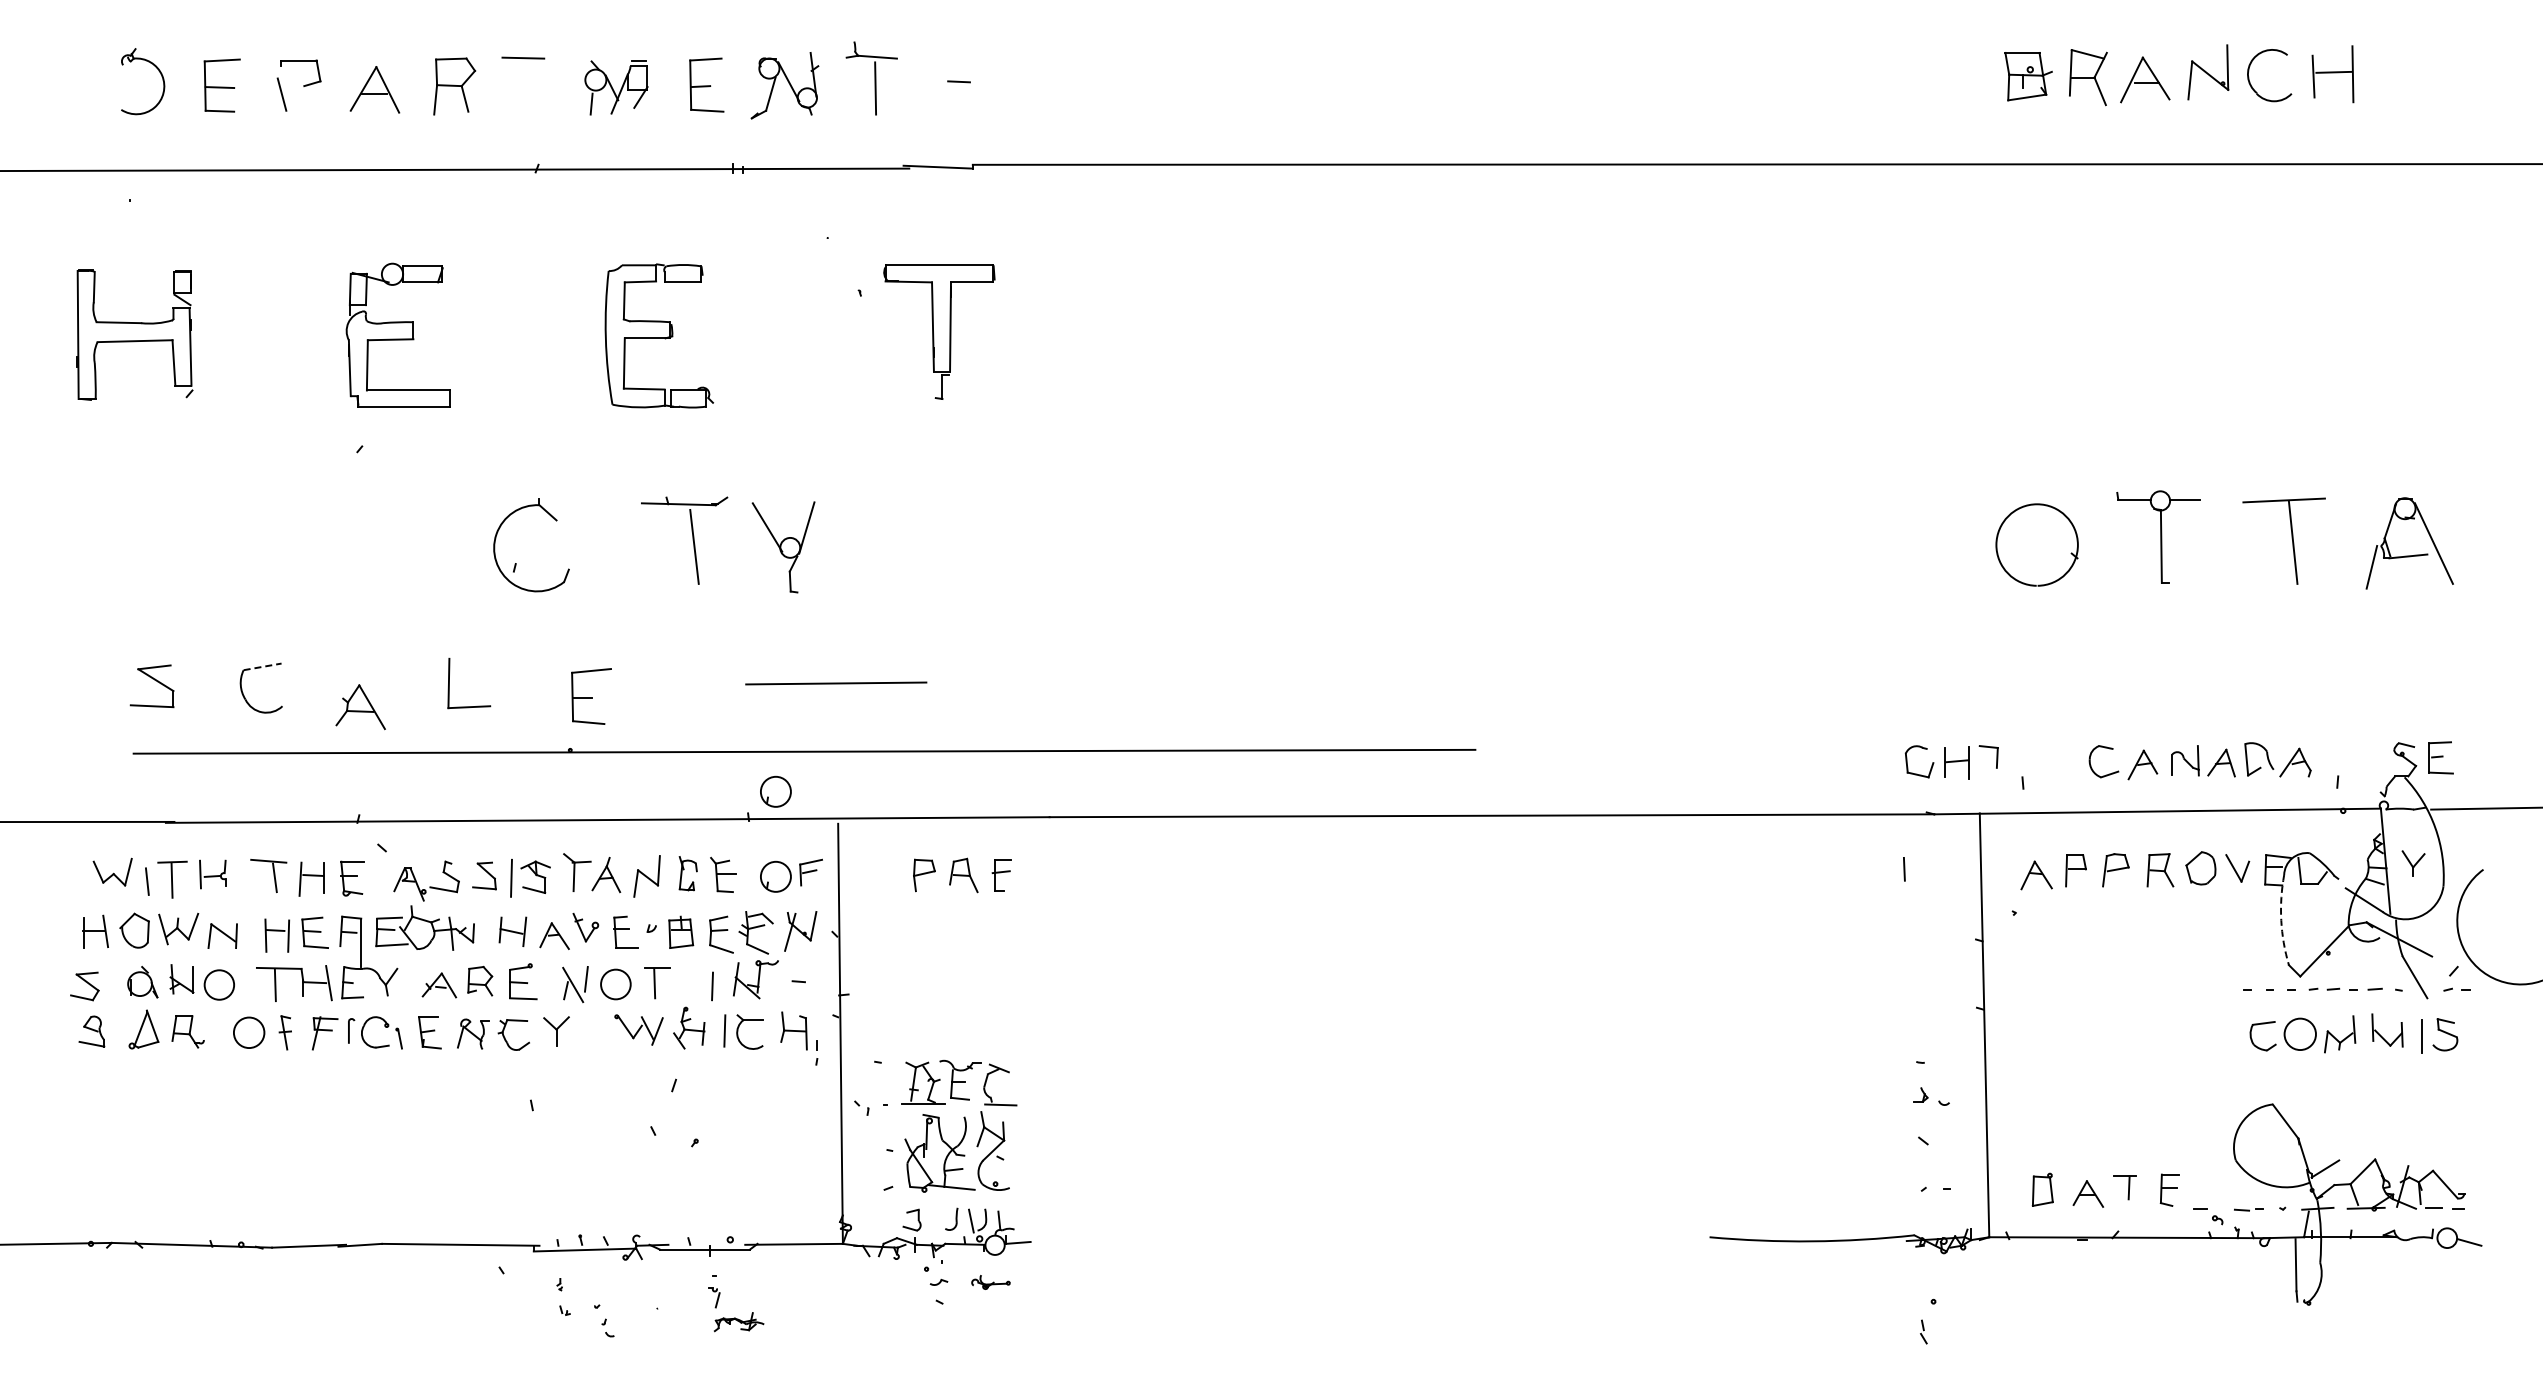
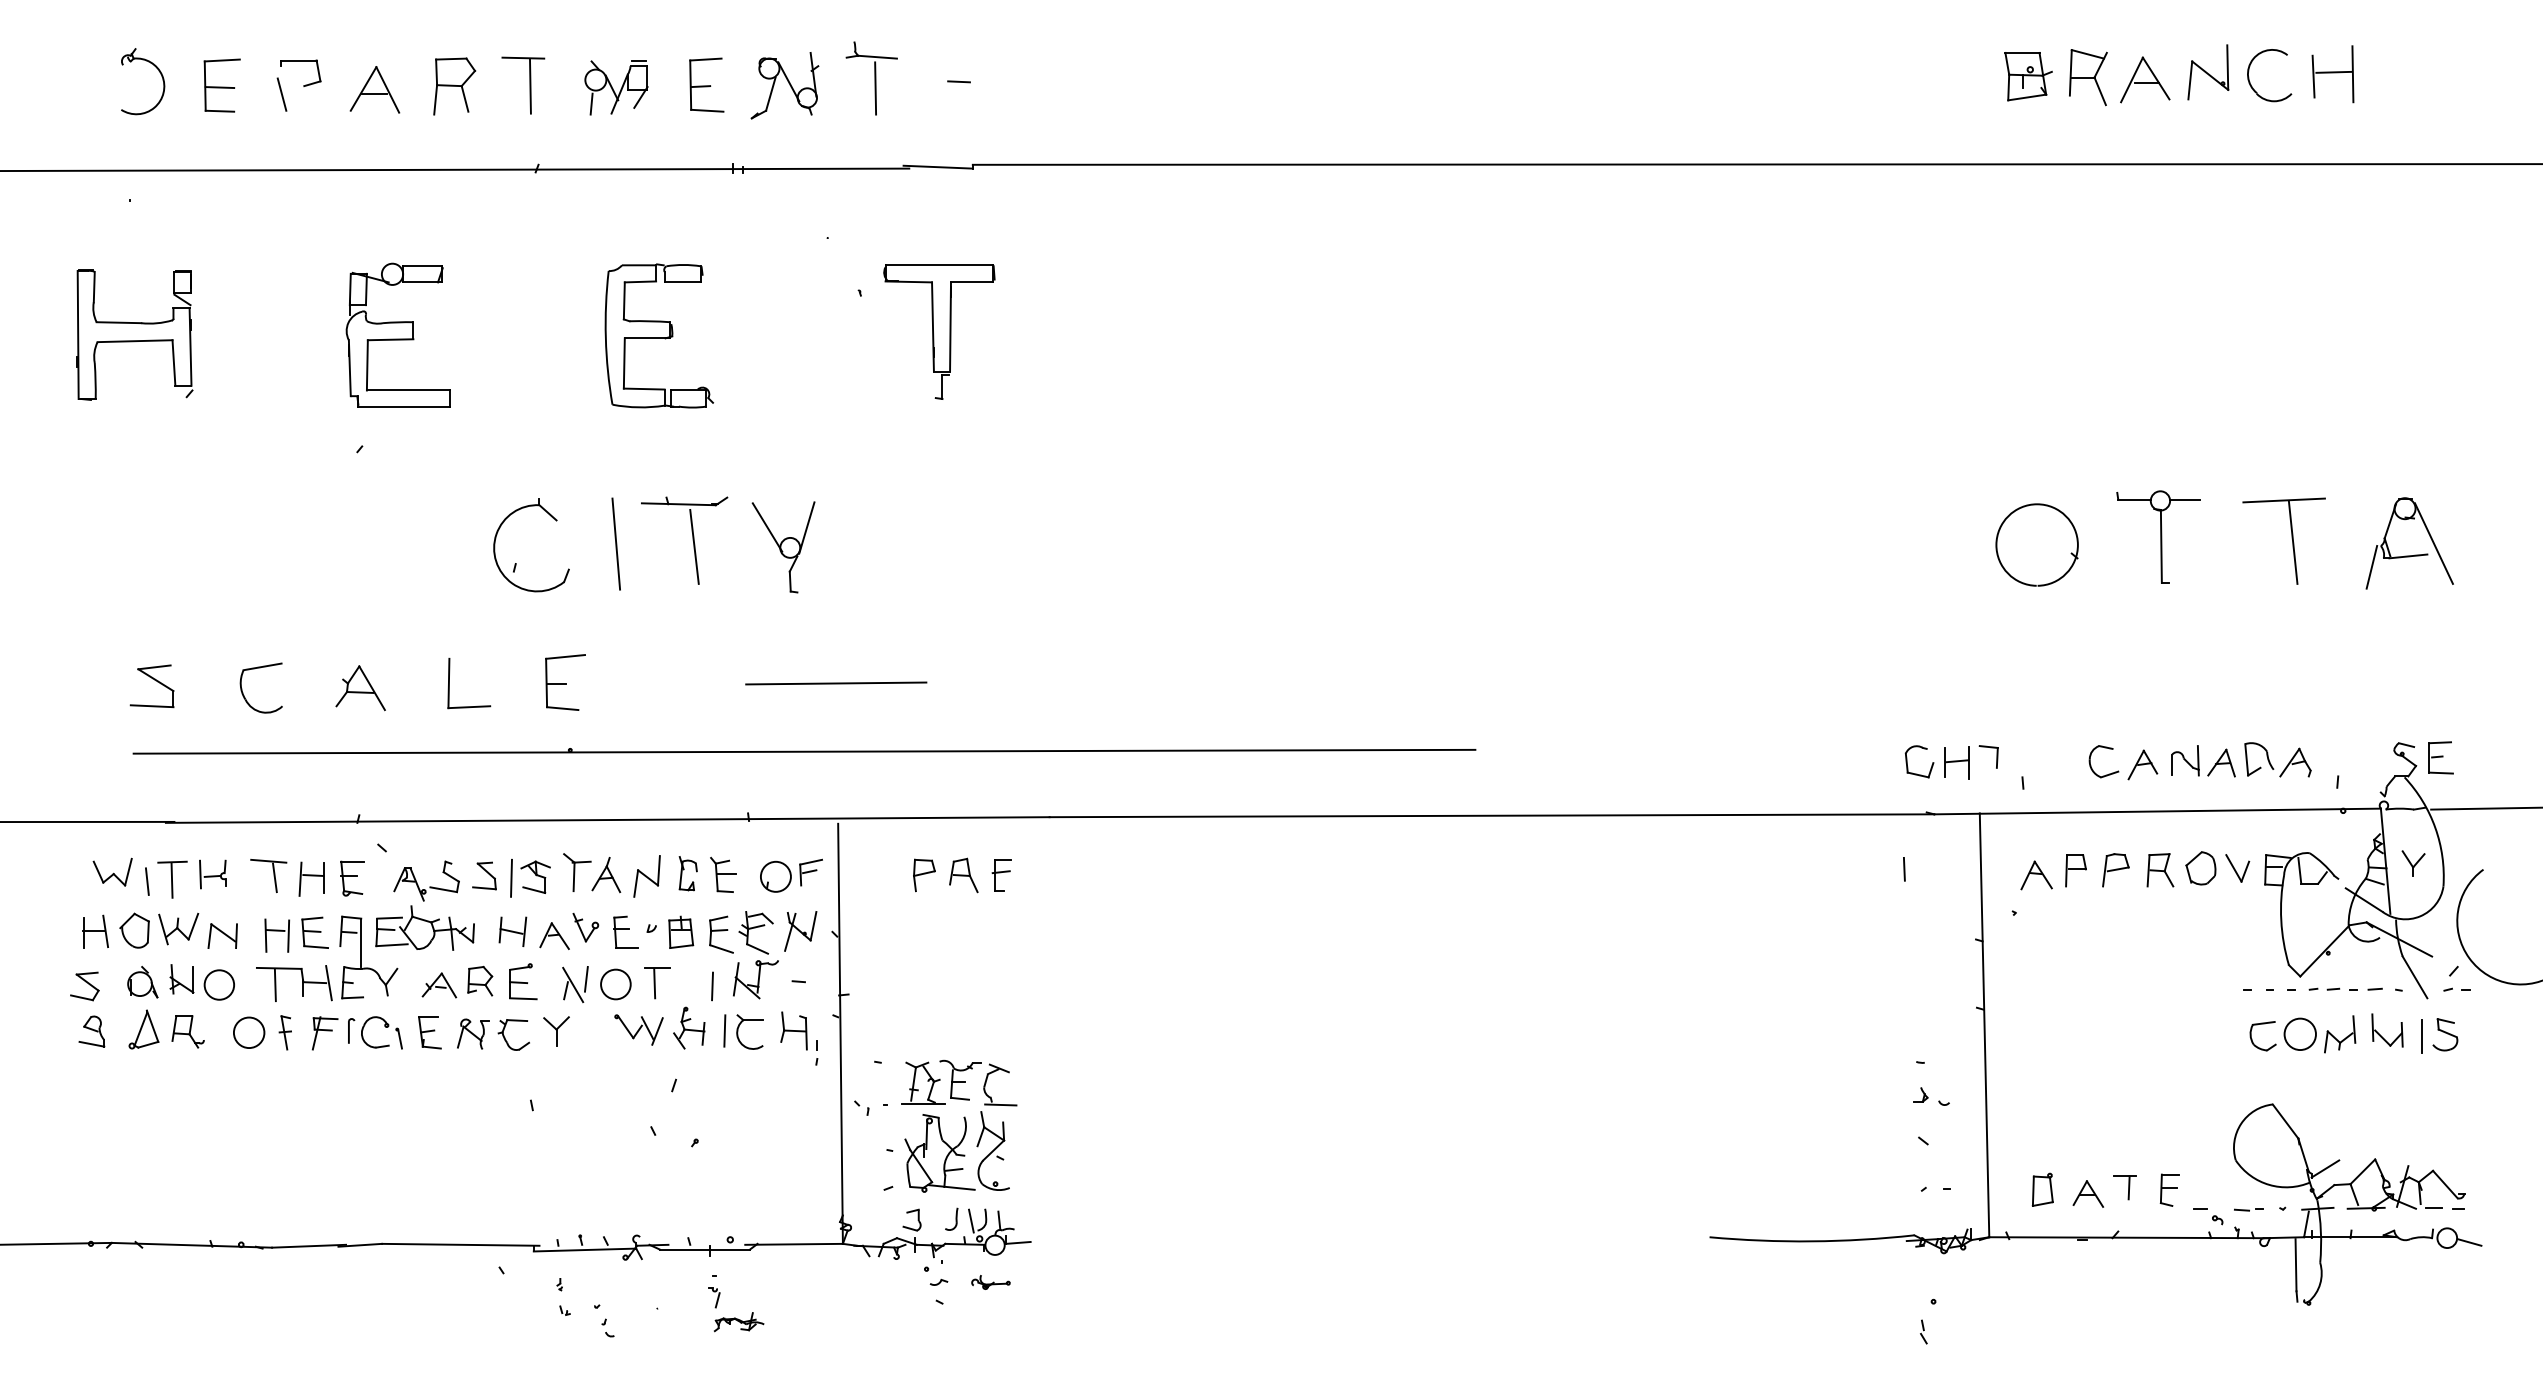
line: none -> present (530, 86)
line: none -> present (616, 543)
line: dashed -> solid (263, 666)
part position: (591, 696) -> (565, 682) (565, 682)
part position: (360, 707) -> (360, 688) (360, 688)
part: present -> none (775, 791)
arc: dashed -> solid (2281, 920)
